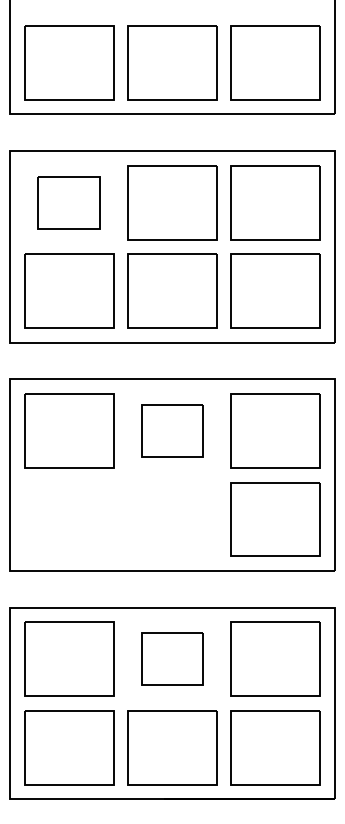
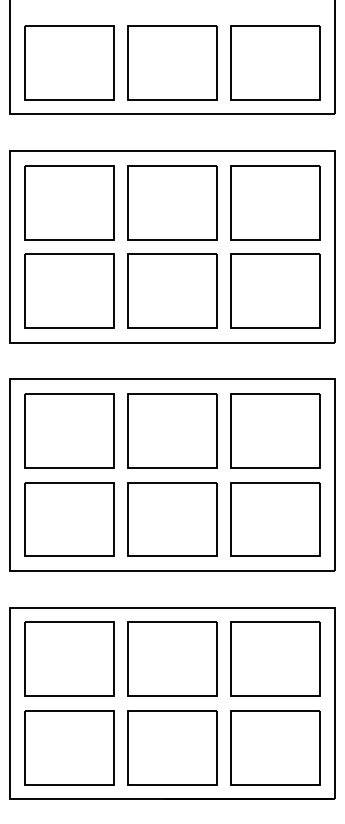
part size: 64x54 px -> 91x76 px (69, 202)
part size: 63x54 px -> 91x76 px (172, 430)
part: none -> present (69, 519)
part: none -> present (172, 519)
part size: 63x54 px -> 91x76 px (172, 658)
